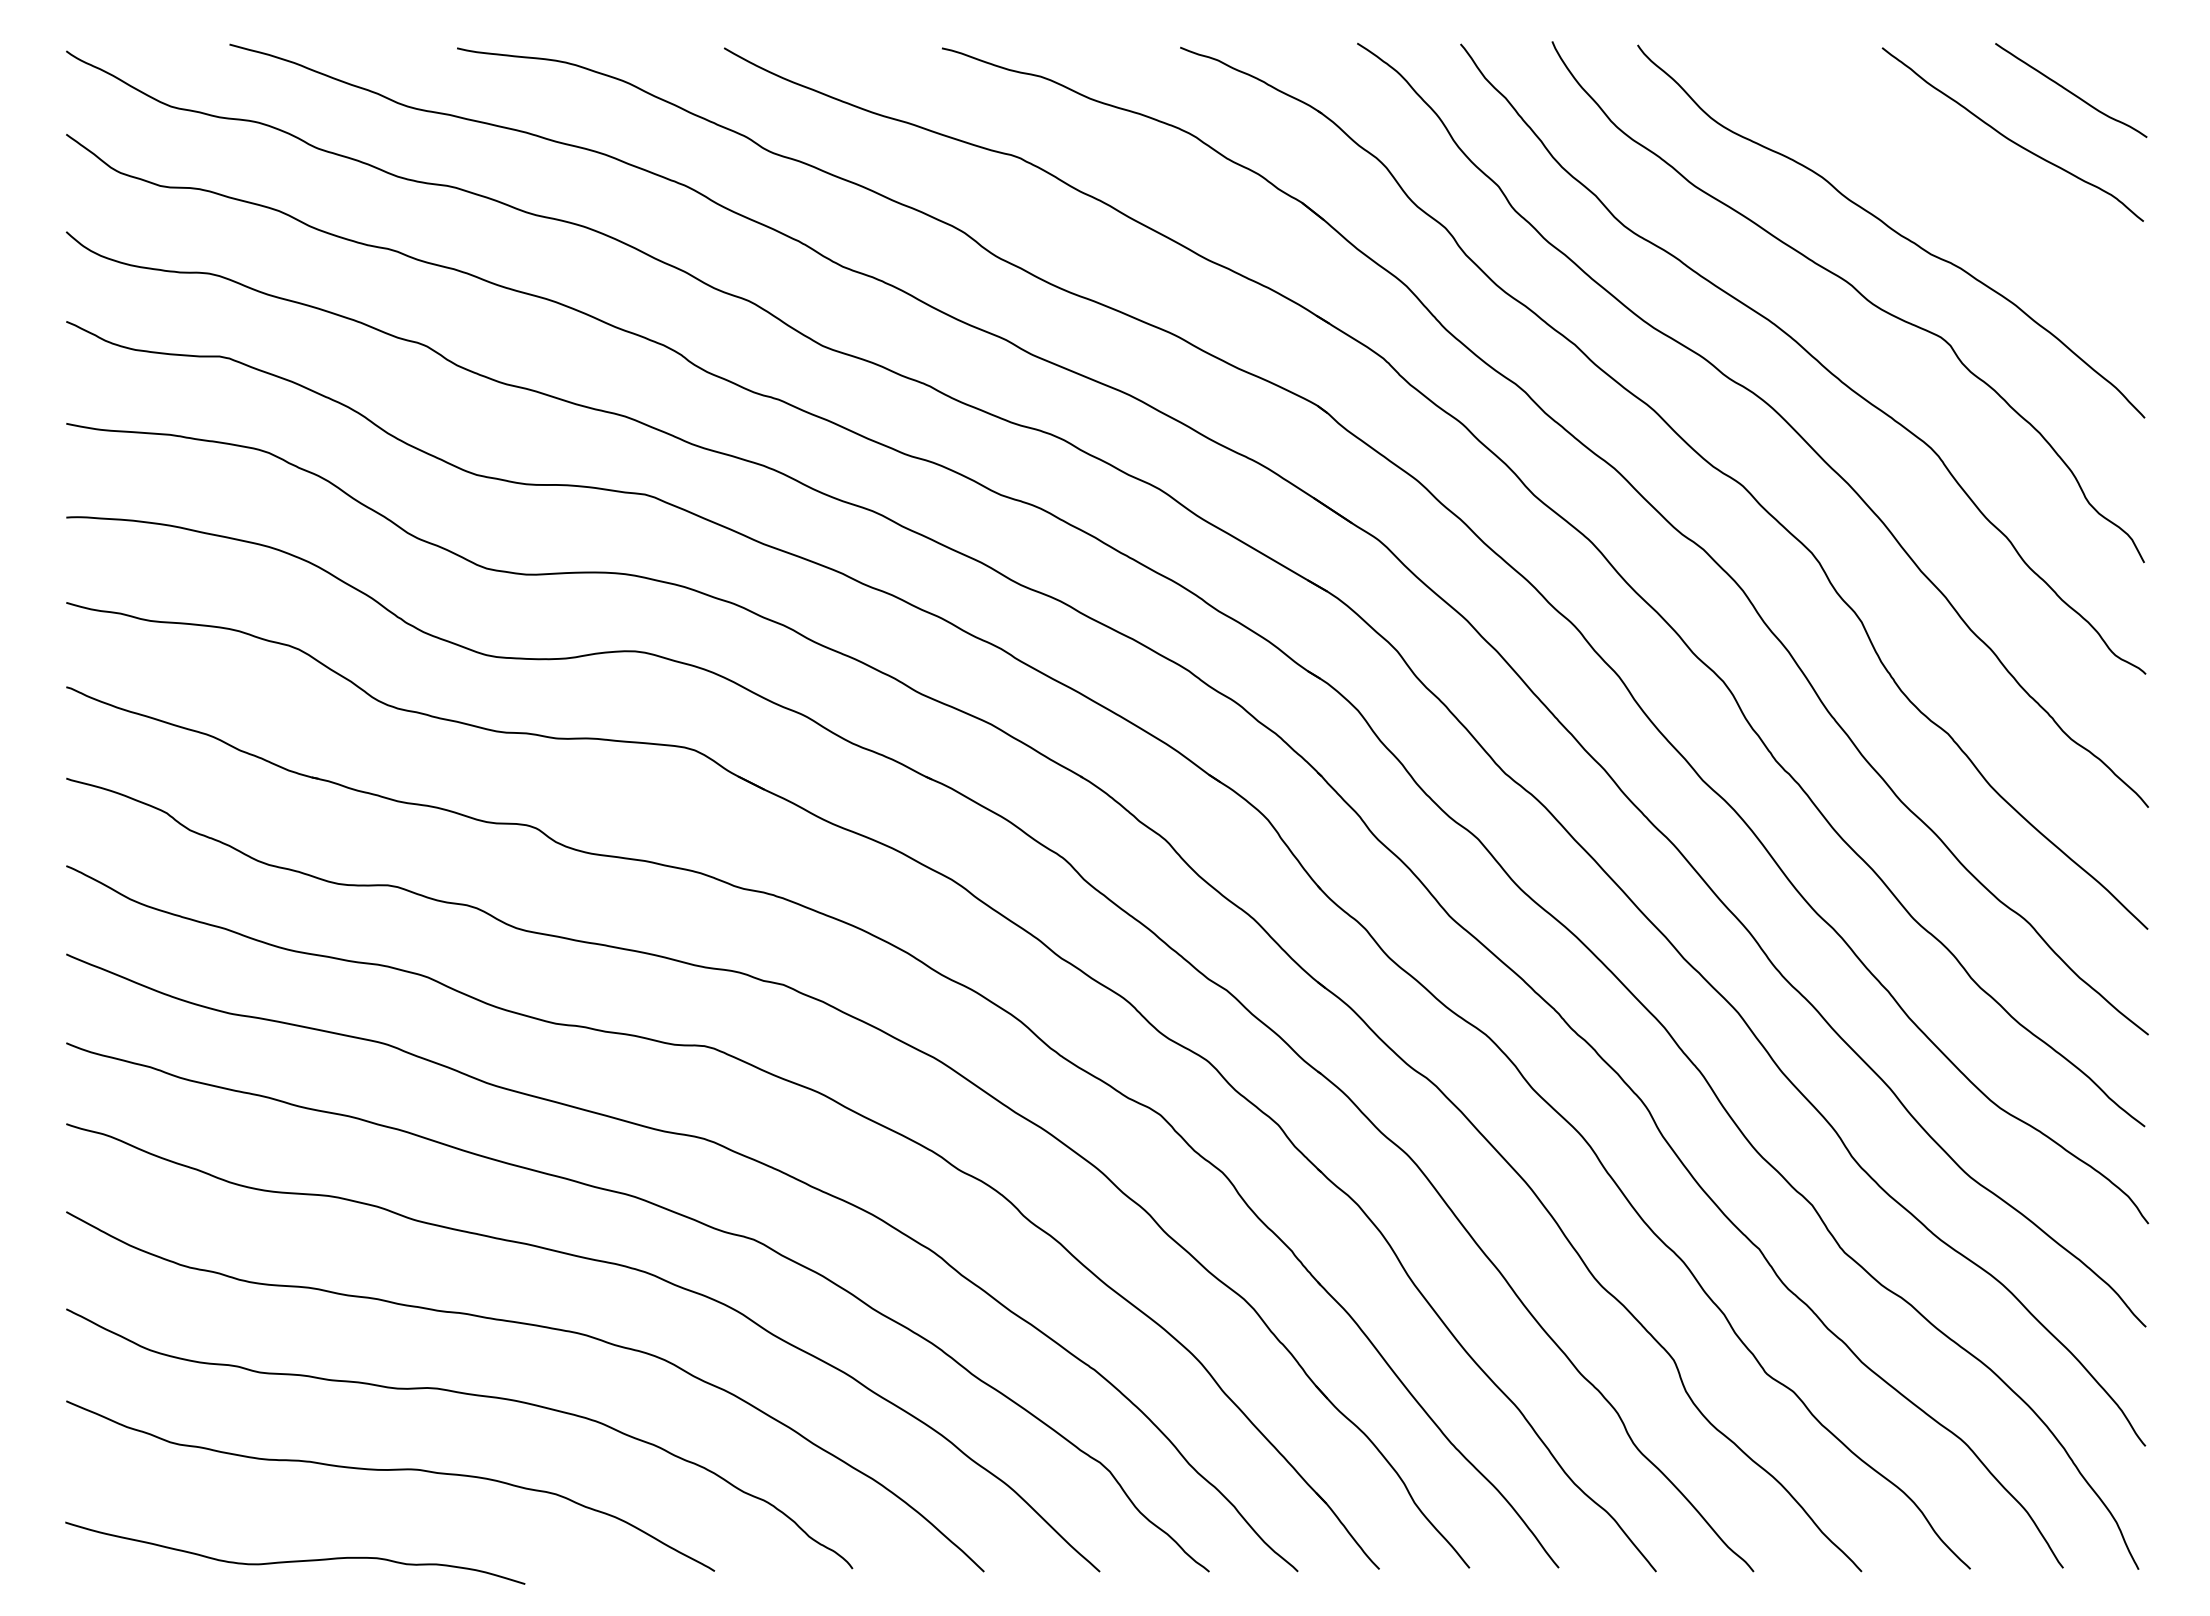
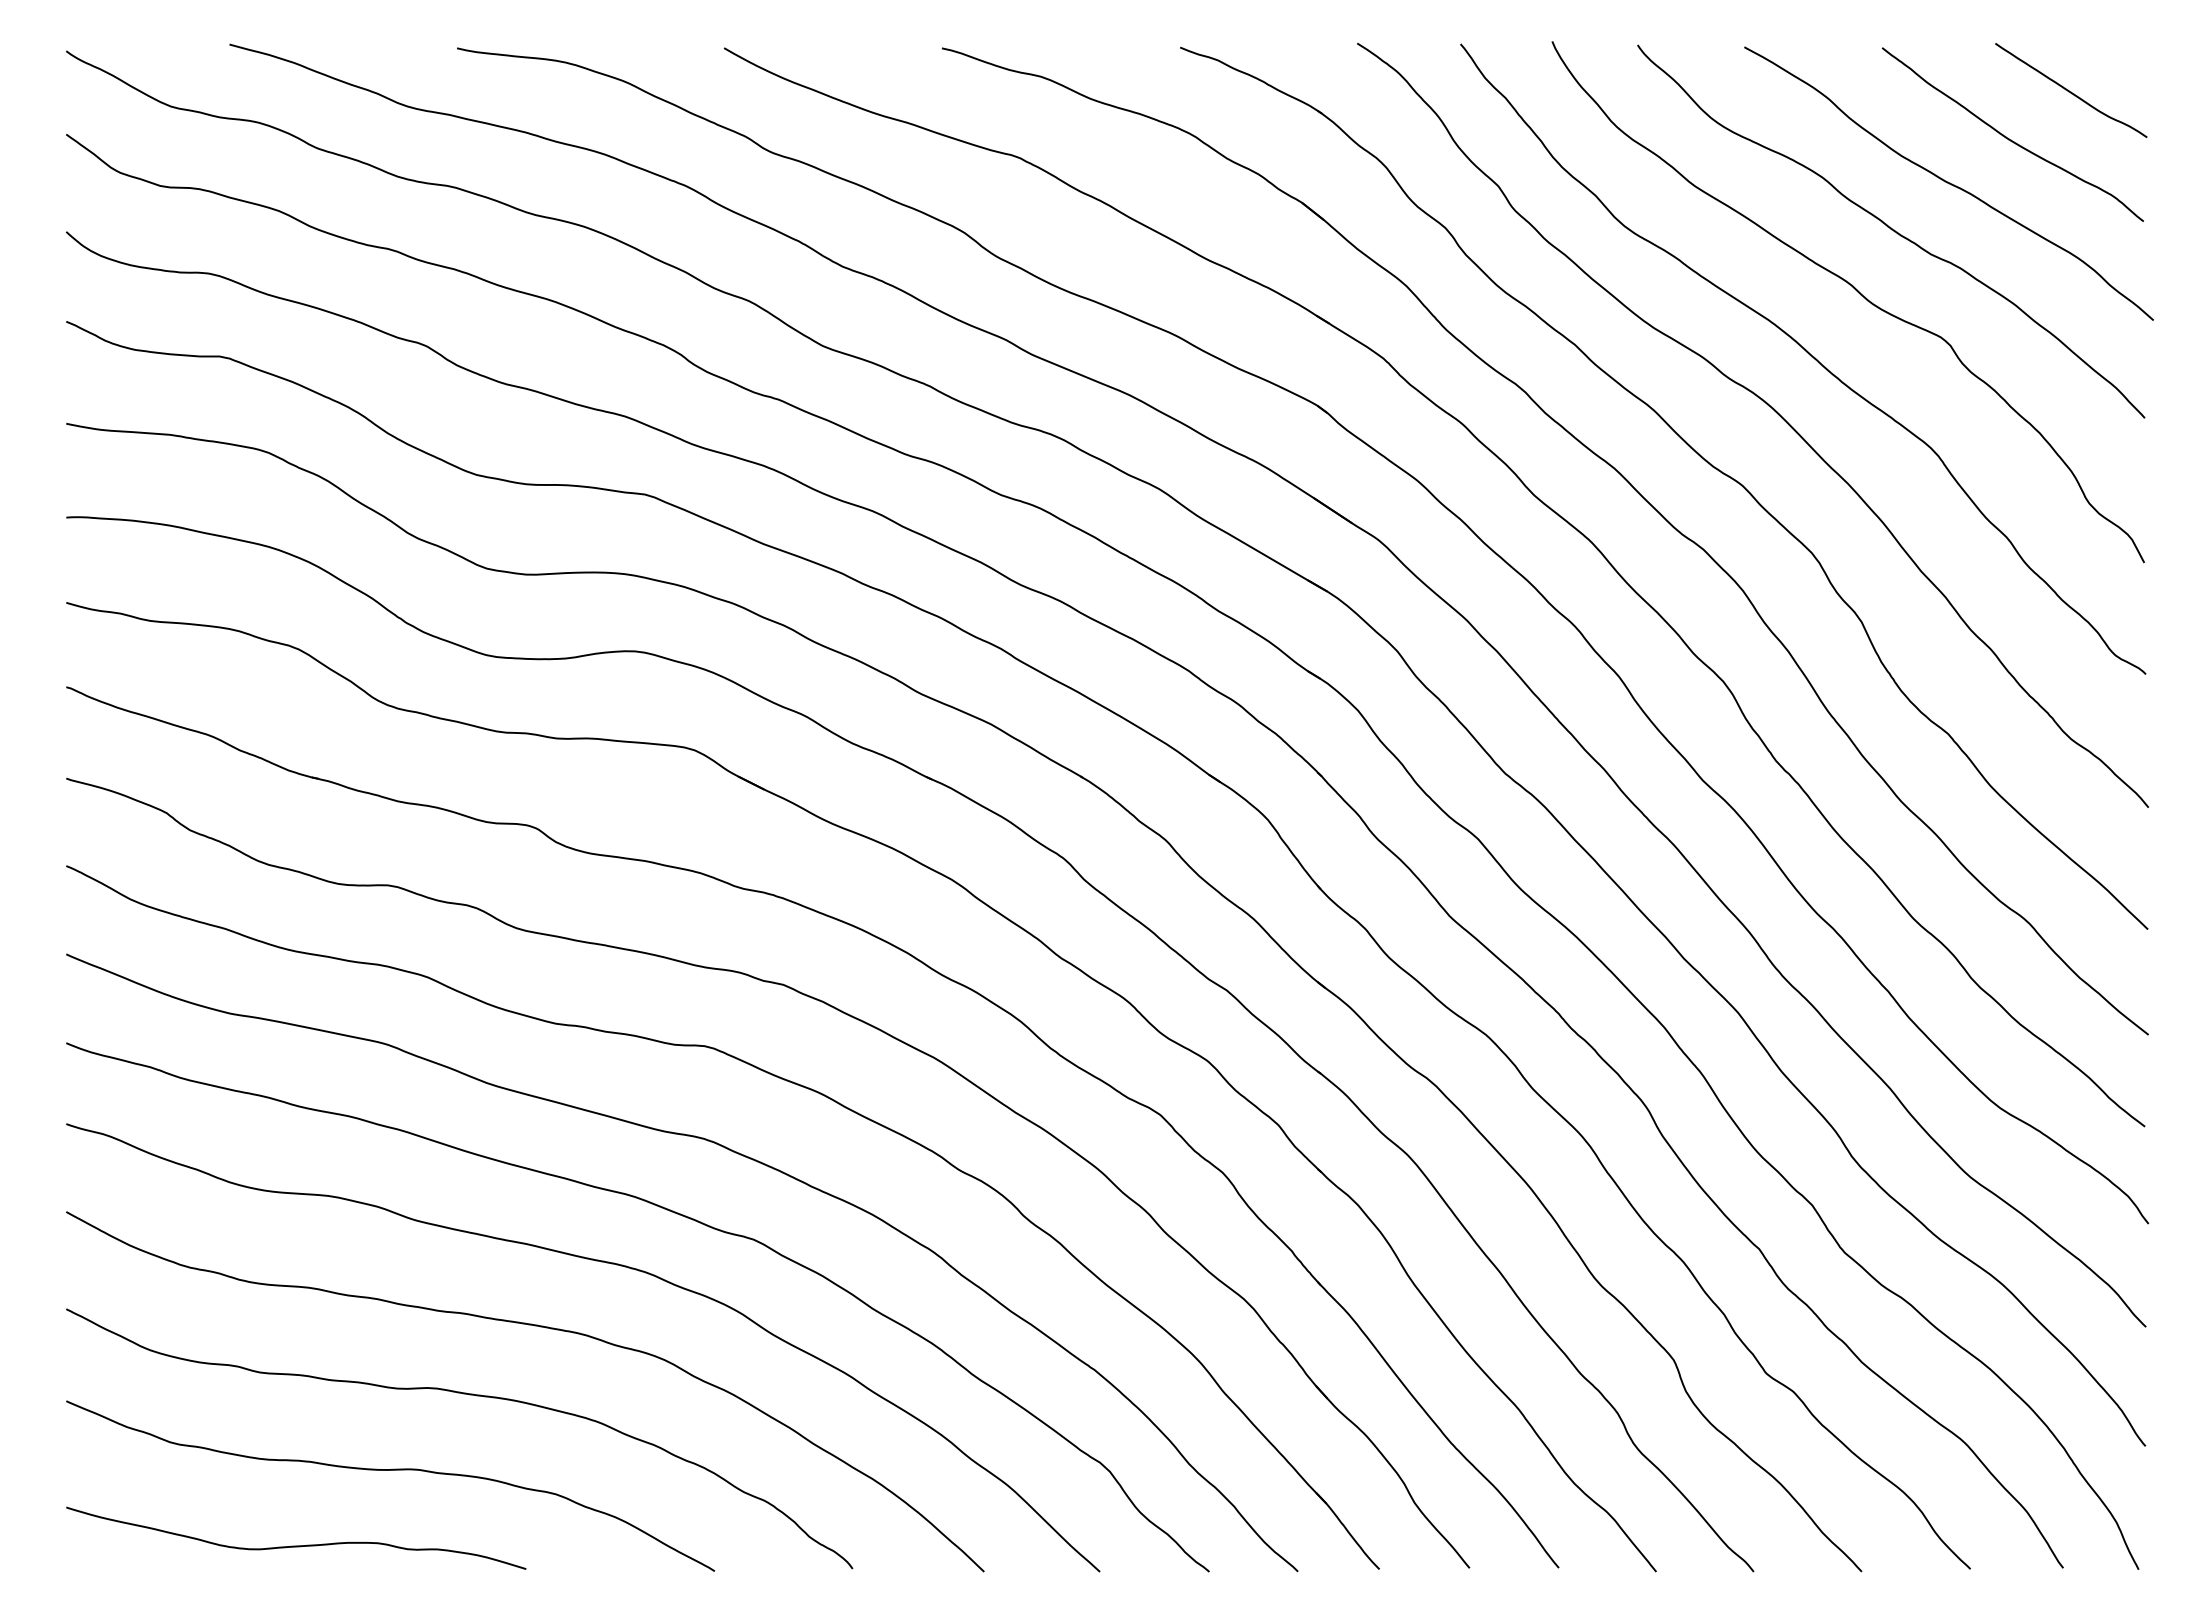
curve: none -> present (1948, 183)
curve position: (295, 1560) -> (296, 1545) (296, 1545)
